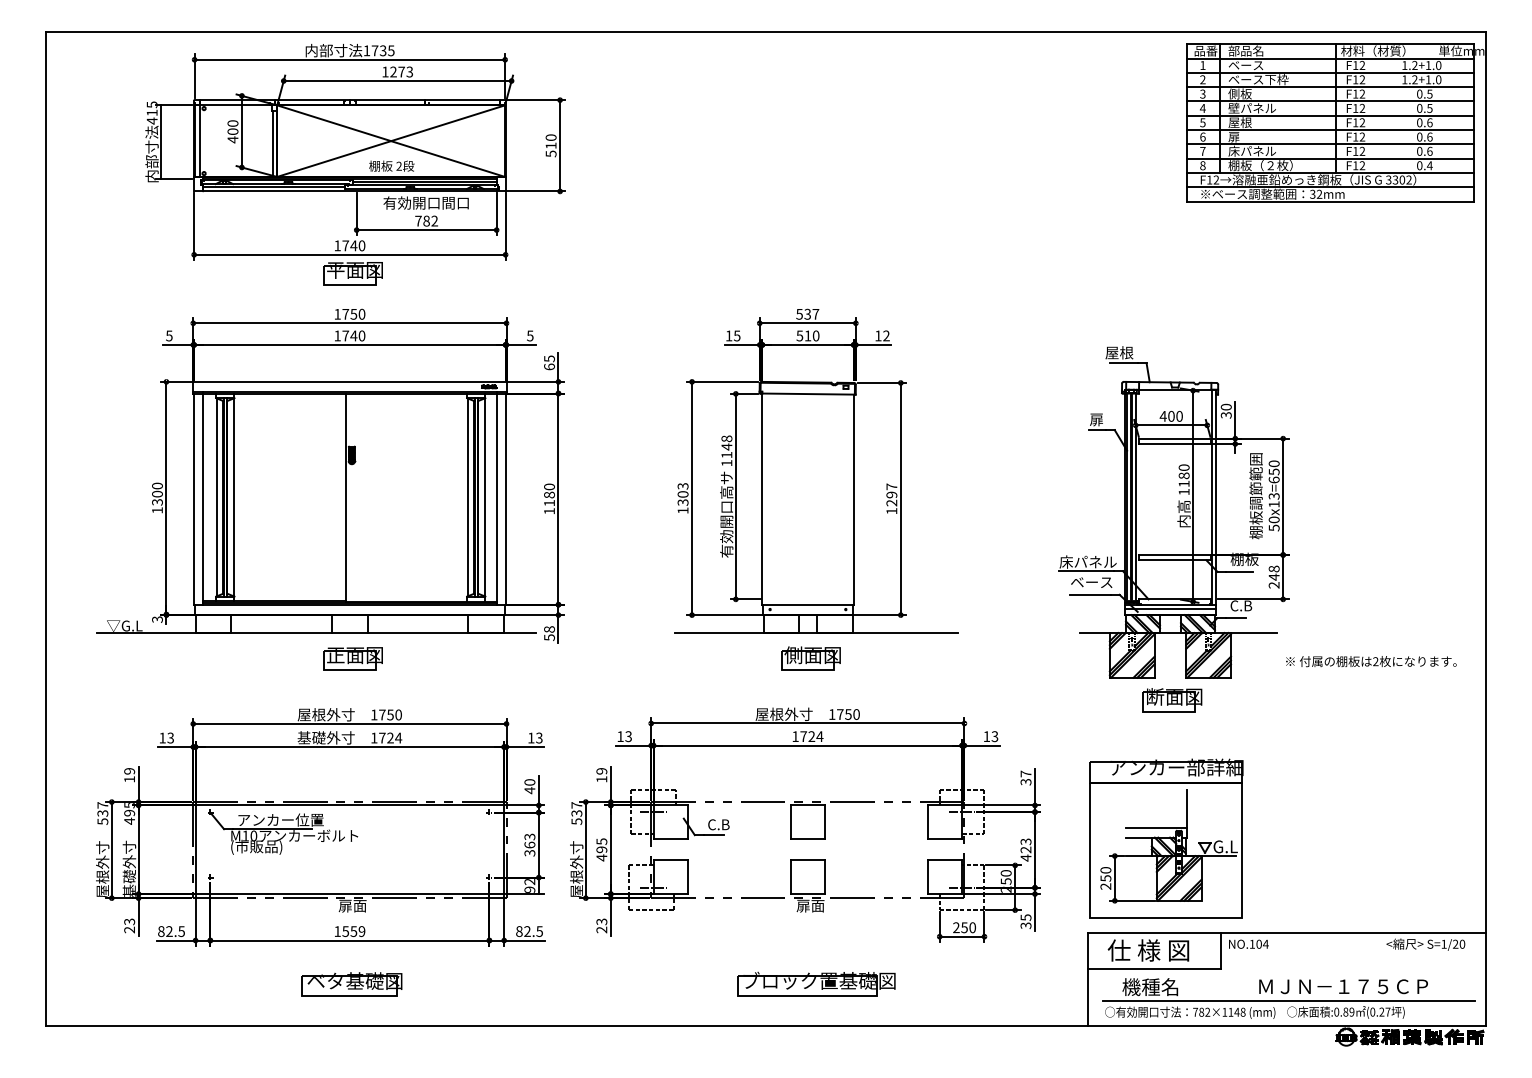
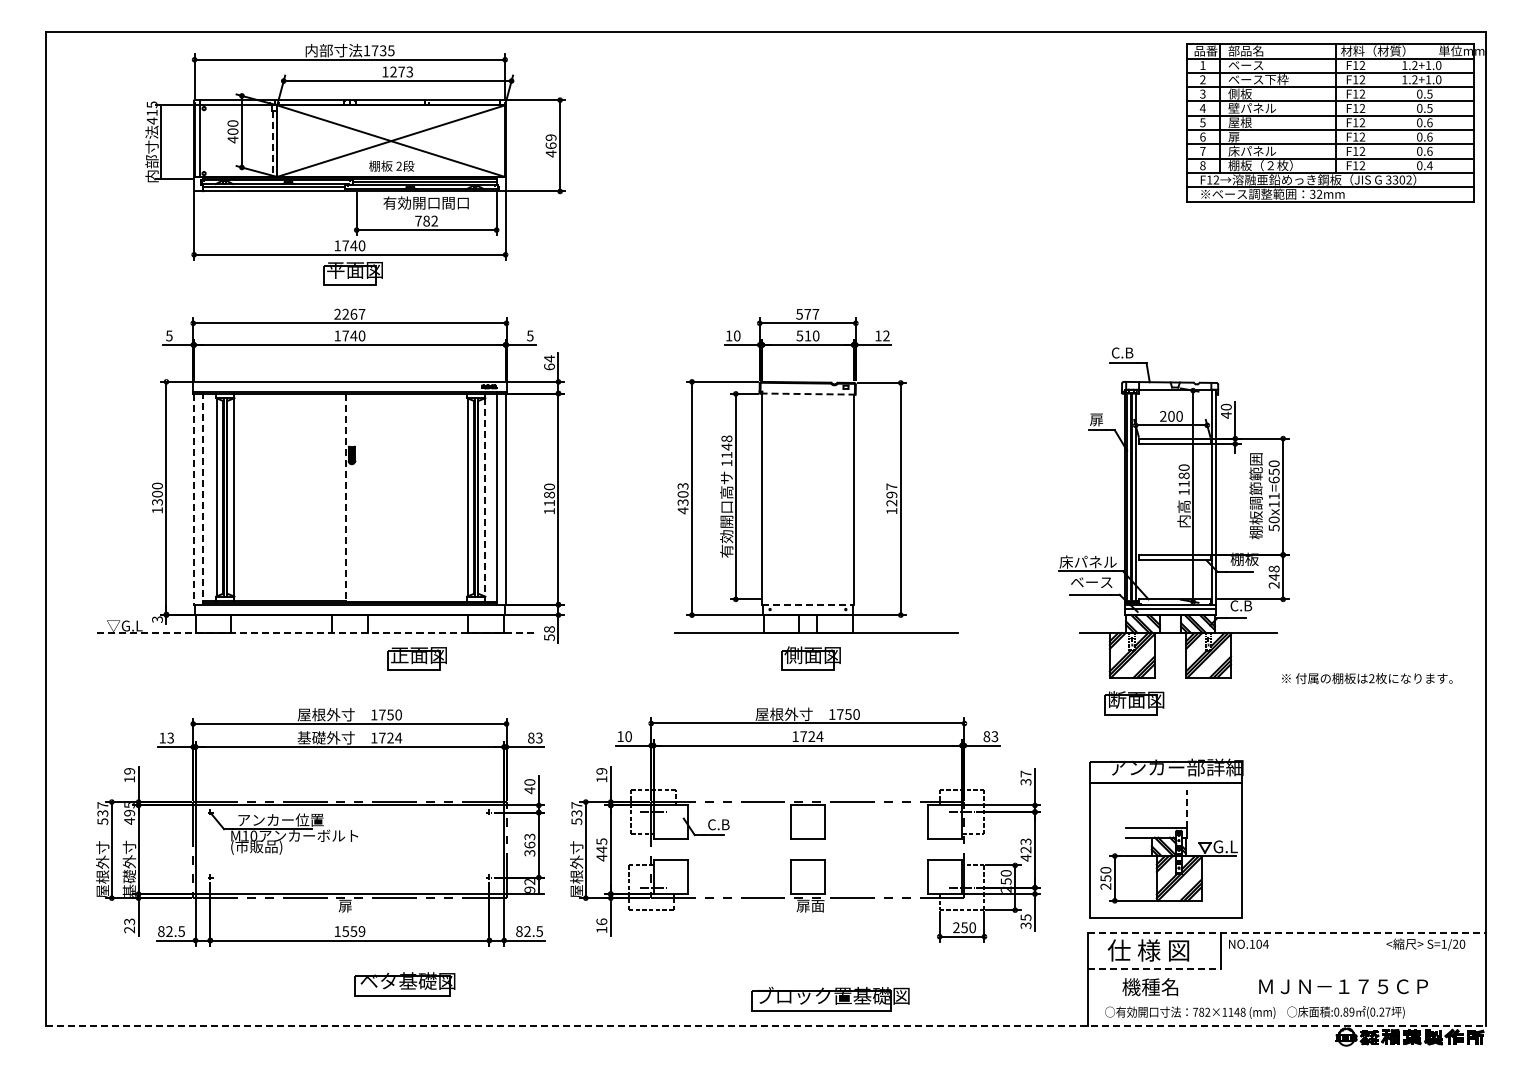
line: solid -> dashed (272, 144)
text: 510 -> 469 (550, 145)
text: 1750 -> 2267 (349, 313)
text: 537 -> 577 (807, 313)
text: 15 -> 10 (736, 335)
text: 屋根 -> C.B (1119, 352)
text: 65 -> 64 (549, 358)
line: solid -> dashed (808, 394)
text: 30 -> 40 (1225, 414)
text: 400 -> 200 (1162, 415)
text: 50x13=650 -> 50x11=650 (1273, 496)
line: solid -> dashed (484, 497)
line: solid -> dashed (203, 498)
line: solid -> dashed (346, 498)
line: solid -> dashed (194, 499)
text: 1303 -> 4303 (682, 510)
line: solid -> dashed (808, 604)
line: solid -> dashed (317, 633)
part position: (352, 658) -> (416, 658) (416, 658)
text position: (1371, 661) -> (1367, 678) (1367, 678)
part position: (1172, 700) -> (1134, 703) (1134, 703)
text: 13 -> 10 (628, 736)
text: 13 -> 83 (986, 736)
text: 13 -> 83 (531, 737)
line: solid -> dashed (1186, 808)
text: 495 -> 445 (601, 849)
text: 扉面 -> 扉 (359, 906)
text: 23 -> 16 (601, 925)
line: solid -> dashed (1287, 933)
line: solid -> dashed (1155, 968)
part position: (816, 983) -> (830, 998) (830, 998)
part position: (351, 984) -> (404, 984) (404, 984)
line: present -> none (1288, 1001)
line: solid -> dashed (765, 1026)
